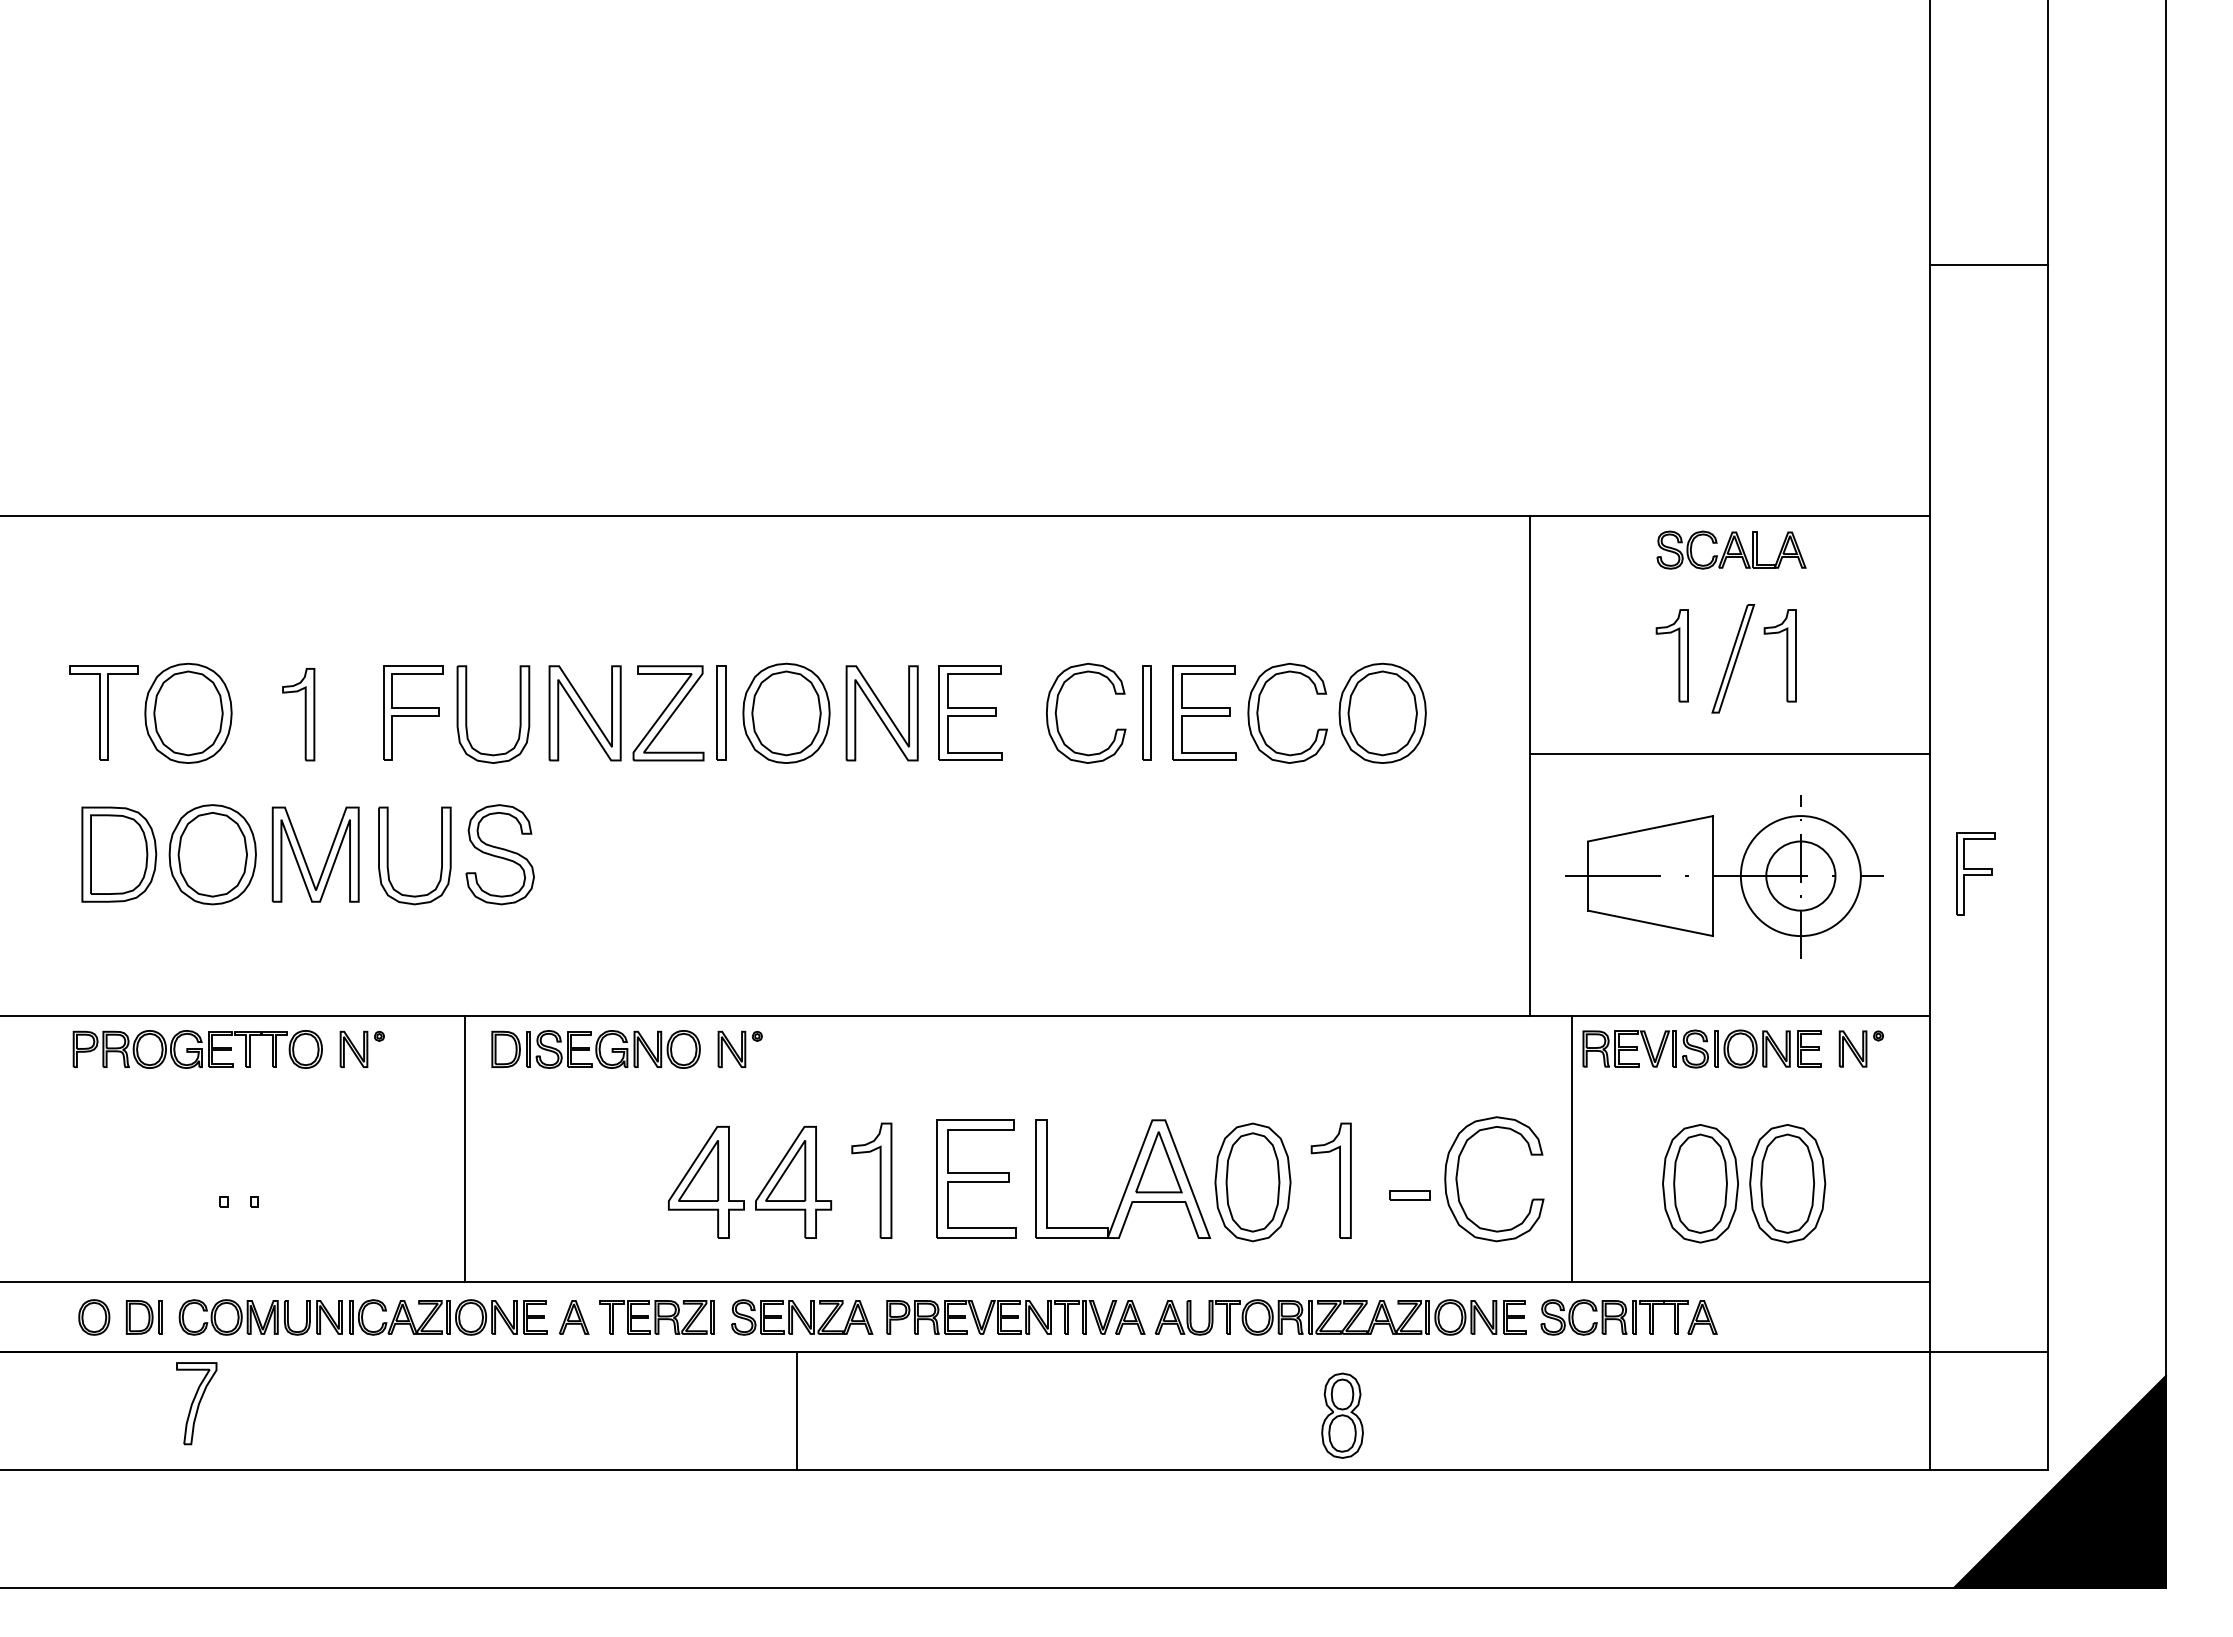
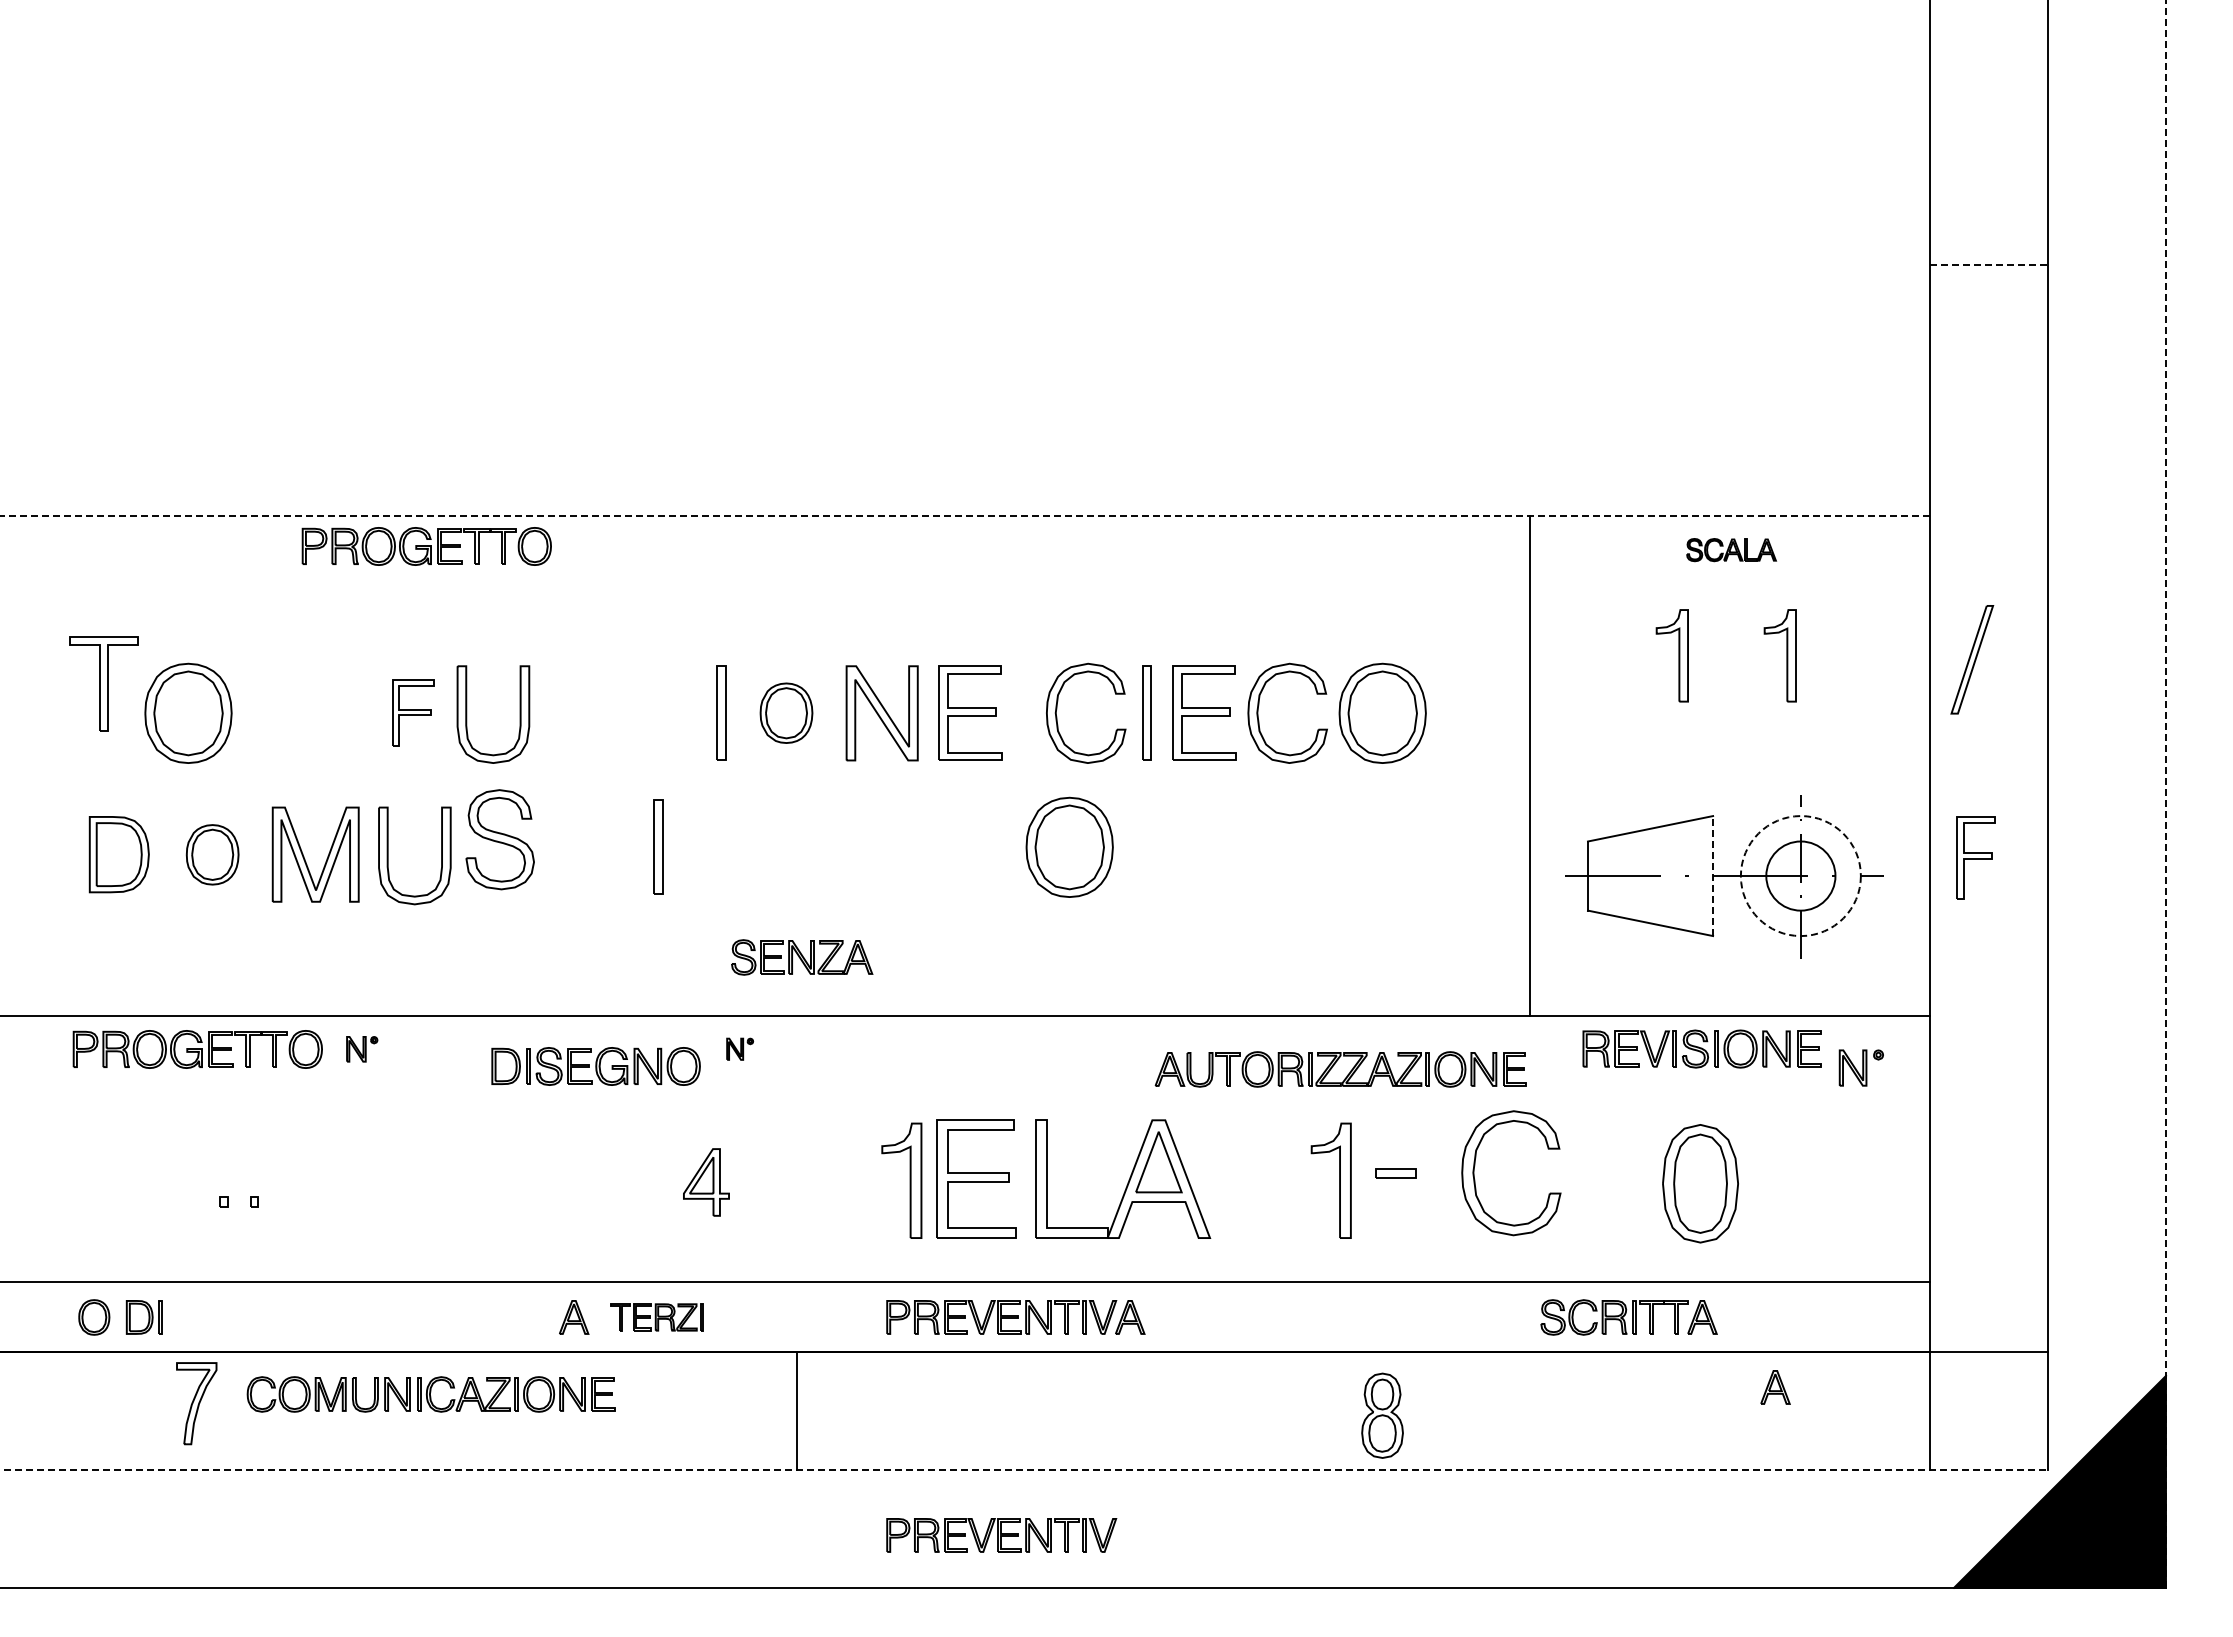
line: solid -> dashed (1989, 264)
line: solid -> dashed (965, 516)
part: none -> present (426, 546)
part size: 151x40 px -> 91x25 px (1731, 550)
part position: (1733, 658) -> (1972, 659) (1972, 659)
part position: (103, 712) -> (103, 683) (103, 683)
part size: 61x96 px -> 43x68 px (413, 712)
part size: 89x102 px -> 55x62 px (786, 712)
part: present -> none (584, 713)
part: present -> none (668, 713)
part: present -> none (298, 714)
line: present -> none (1730, 754)
line: solid -> dashed (2166, 793)
part: none -> present (658, 846)
part: none -> present (1069, 846)
part size: 77x97 px -> 62x78 px (118, 854)
part size: 89x102 px -> 55x62 px (212, 854)
part position: (499, 854) -> (499, 839) (499, 839)
part position: (1975, 873) -> (1975, 857) (1975, 857)
line: solid -> dashed (1713, 876)
circle: solid -> dashed (1800, 876)
part size: 46x38 px -> 33x27 px (362, 1049)
part size: 46x38 px -> 29x24 px (740, 1048)
part position: (1860, 1048) -> (1860, 1067) (1860, 1067)
part position: (595, 1049) -> (595, 1066) (595, 1066)
line: present -> none (464, 1148)
line: present -> none (1572, 1148)
part position: (879, 1180) -> (909, 1180) (909, 1180)
part size: 77x113 px -> 47x69 px (706, 1182)
part: present -> none (793, 1182)
part: present -> none (1252, 1182)
part: present -> none (1787, 1183)
part position: (1458, 1185) -> (1475, 1179) (1475, 1179)
part position: (1409, 1195) -> (1395, 1173) (1395, 1173)
part position: (1335, 1312) -> (1335, 1064) (1335, 1064)
part position: (362, 1317) -> (430, 1394) (430, 1394)
part size: 116x35 px -> 94x29 px (656, 1317)
part position: (802, 1317) -> (802, 957) (802, 957)
part: none -> present (1775, 1387)
part position: (1342, 1415) -> (1382, 1415) (1382, 1415)
line: solid -> dashed (1024, 1470)
part: none -> present (1001, 1535)
